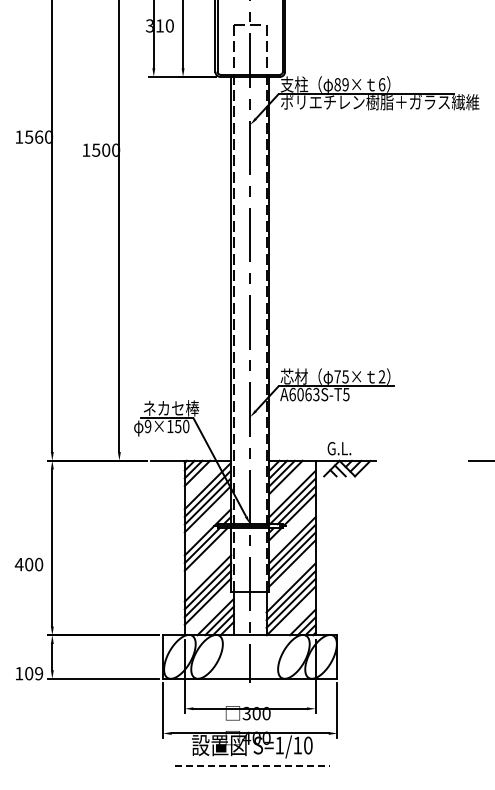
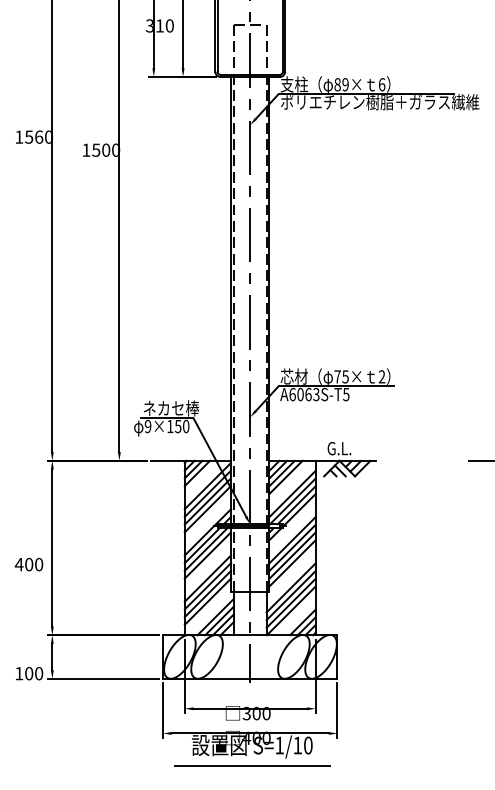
line: none -> present (207, 555)
text: 109 -> 100 (39, 673)
line: dashed -> solid (252, 766)
